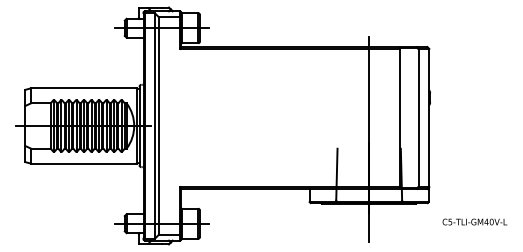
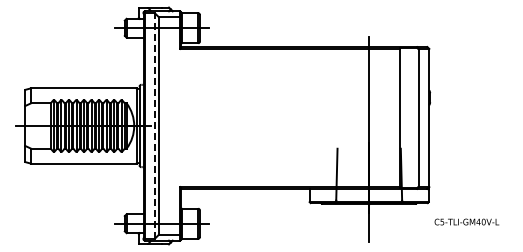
line: solid -> dashed (154, 126)
text position: (474, 221) -> (466, 221) (466, 221)
